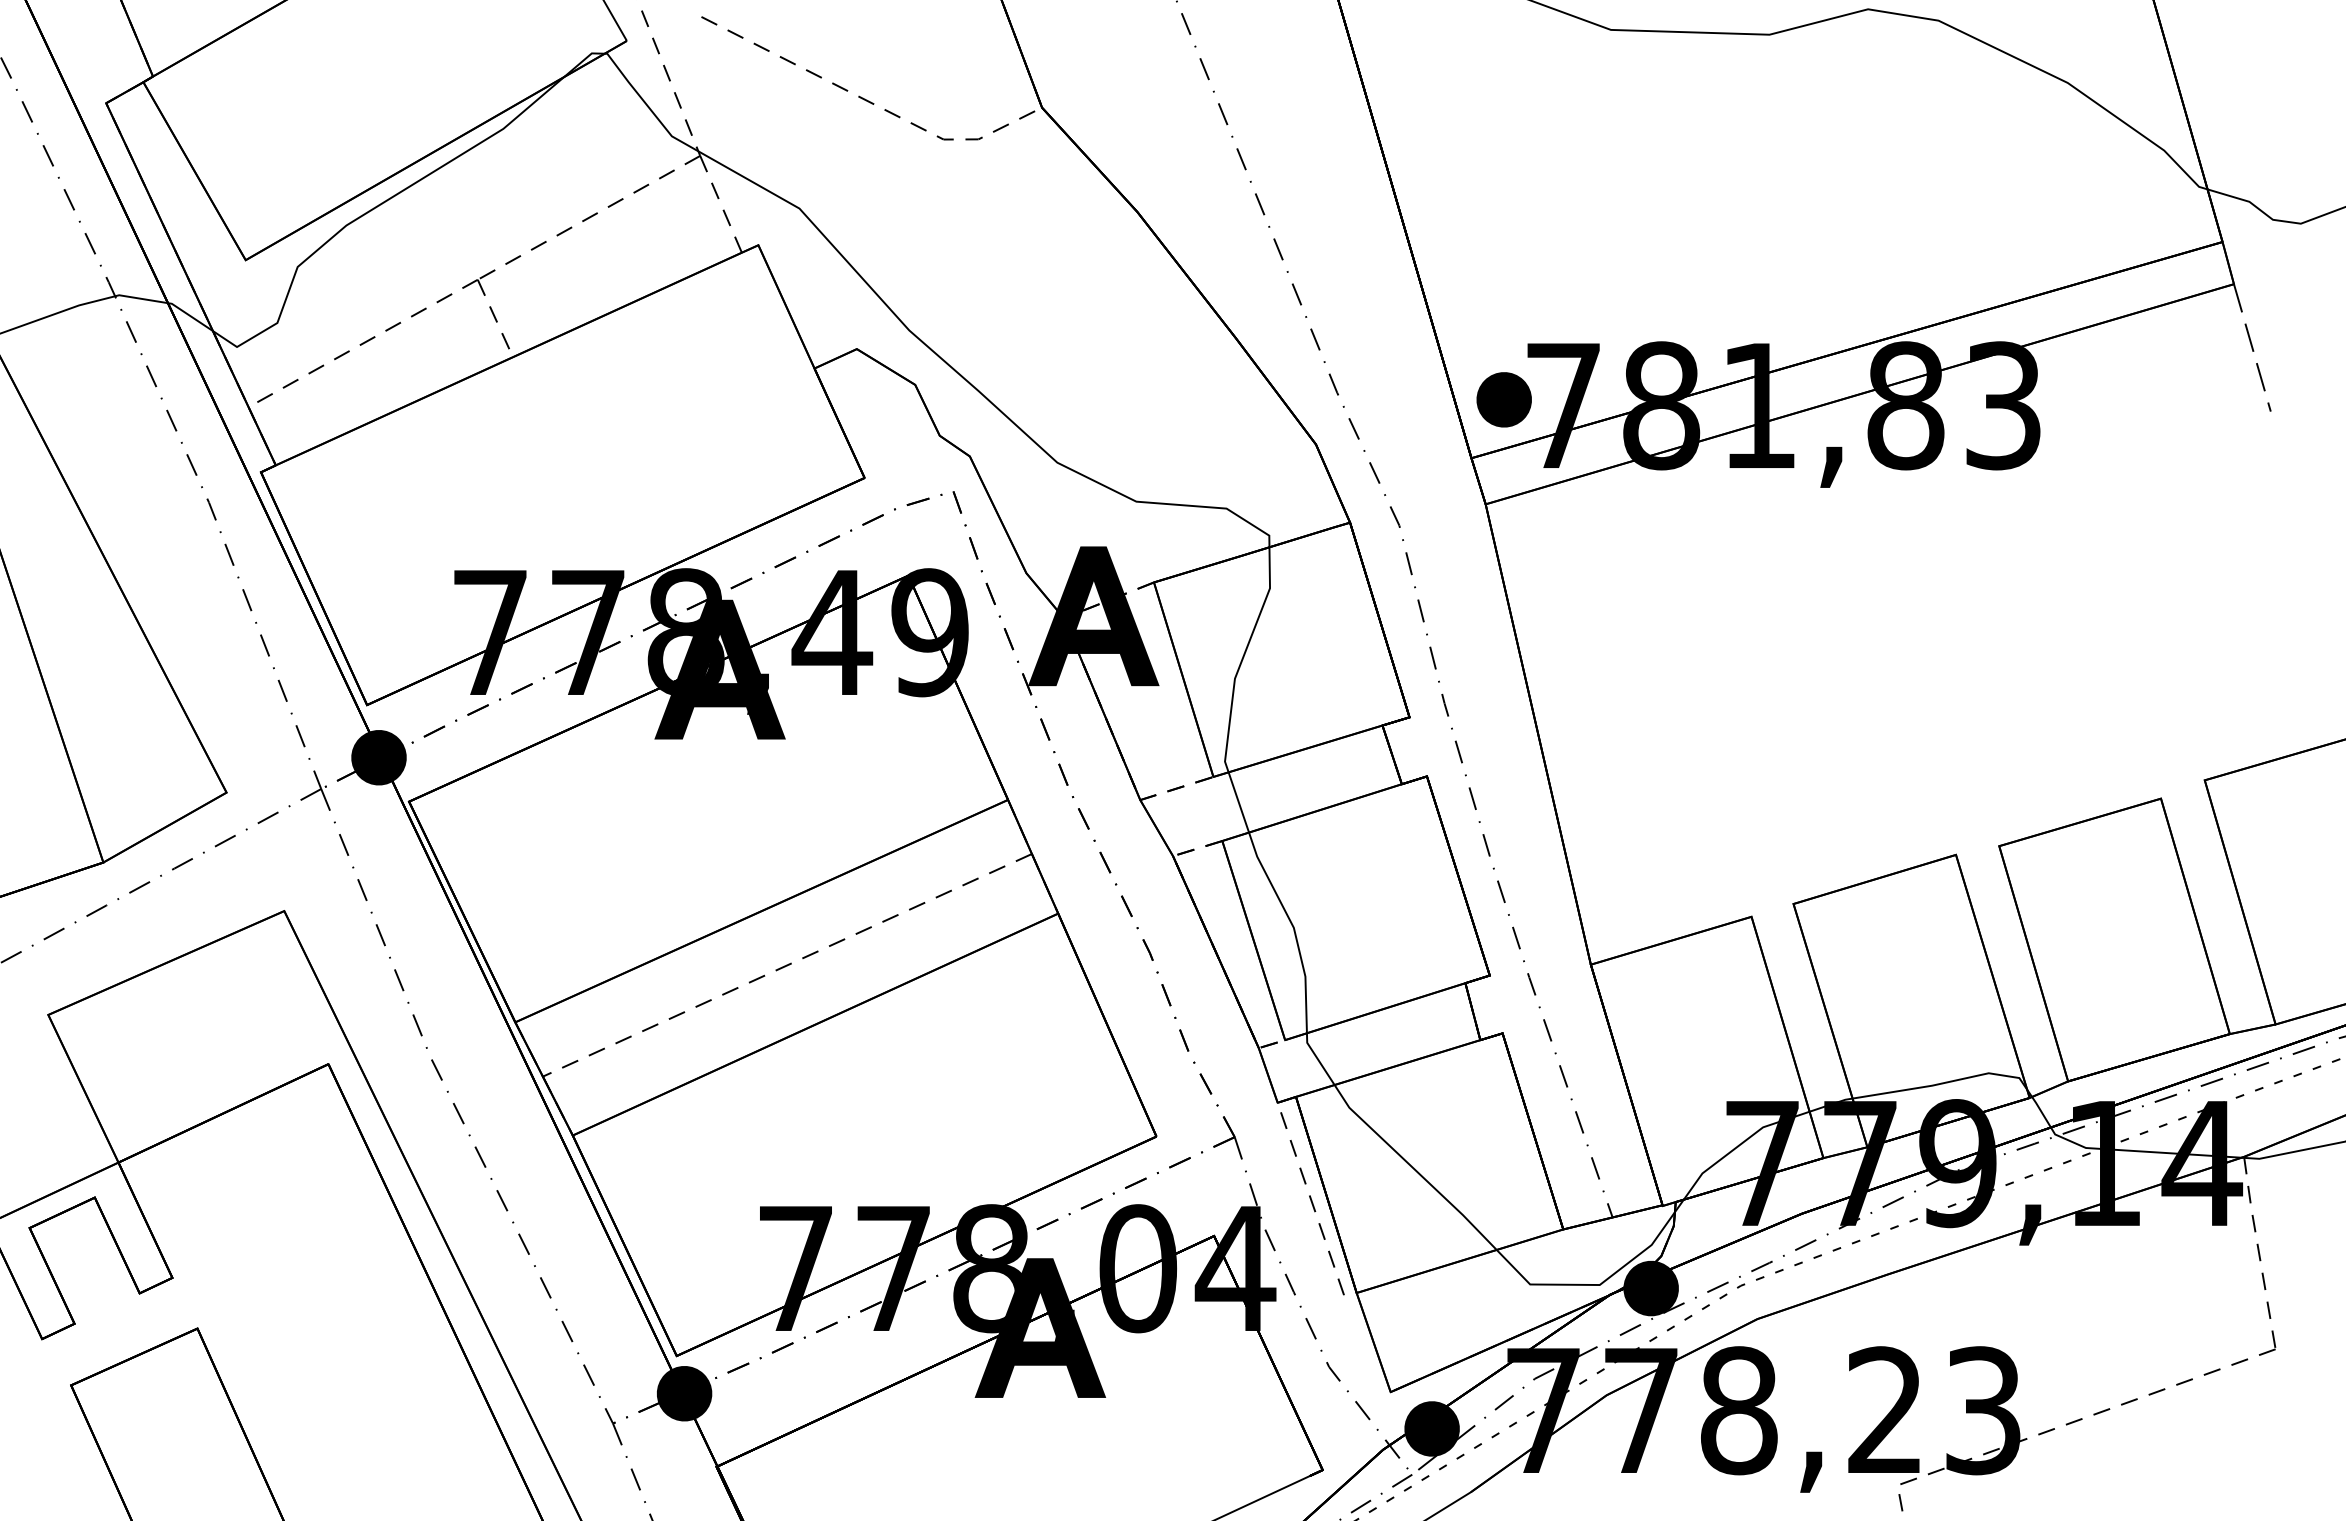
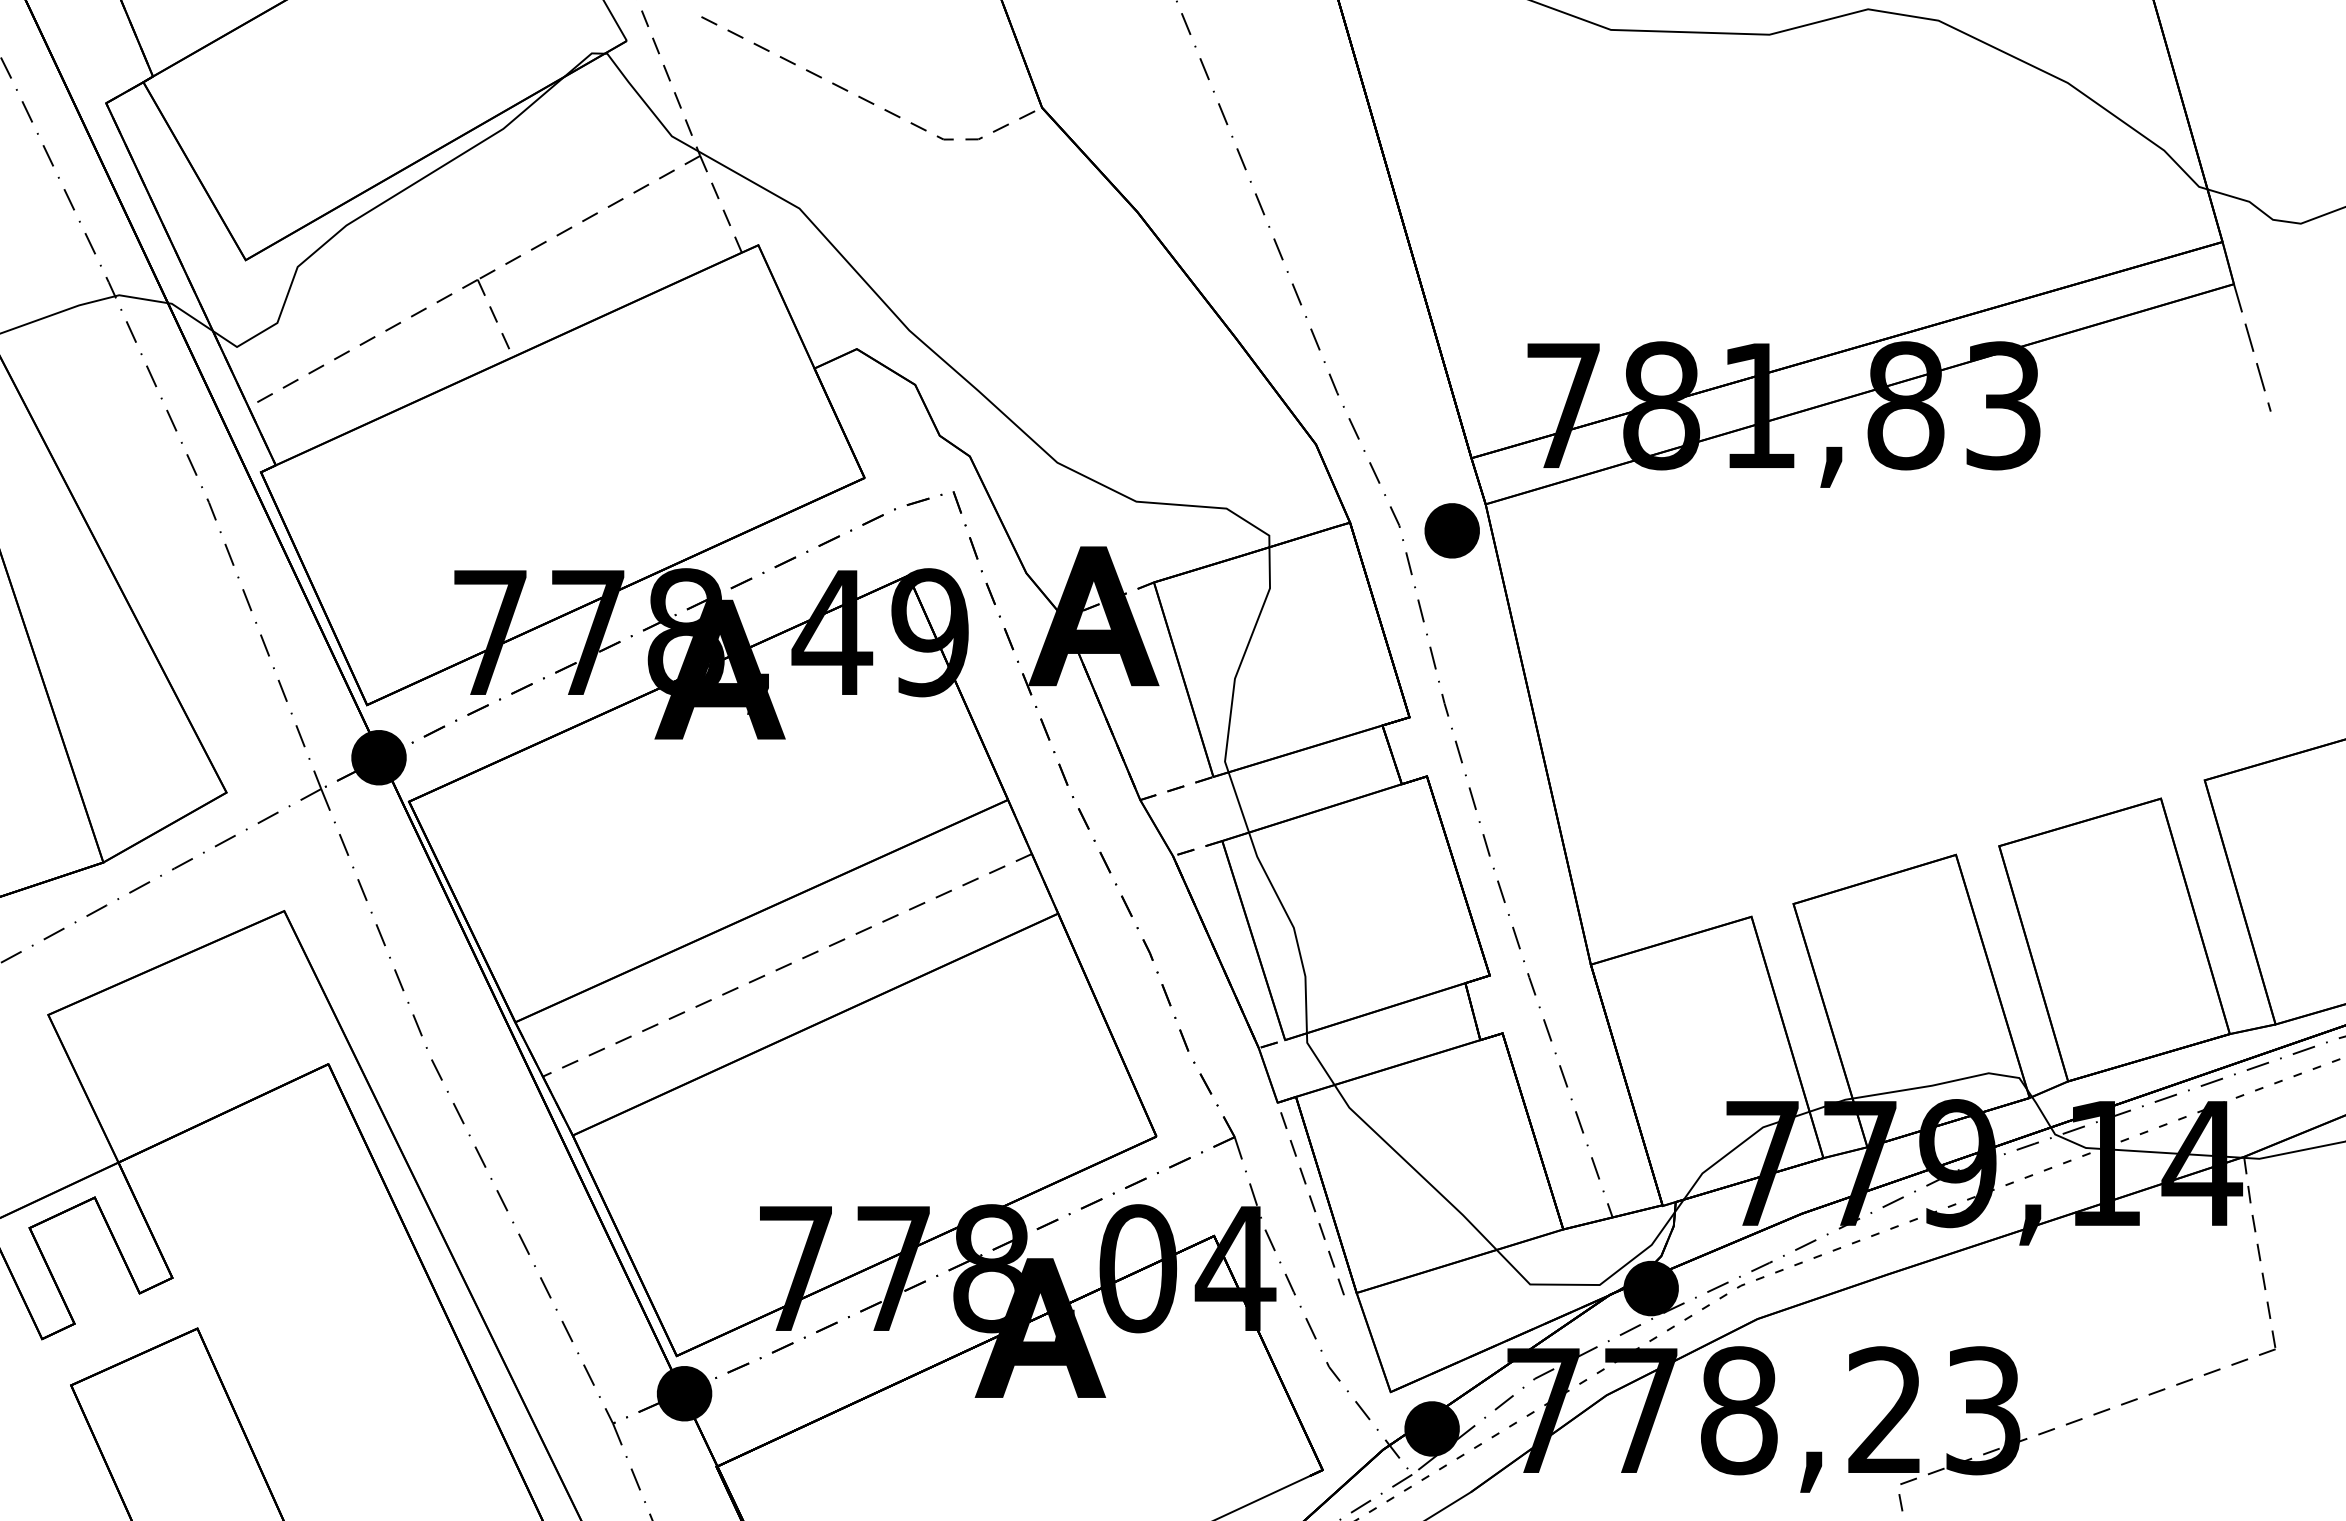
part position: (1503, 399) -> (1451, 530) (1451, 530)
